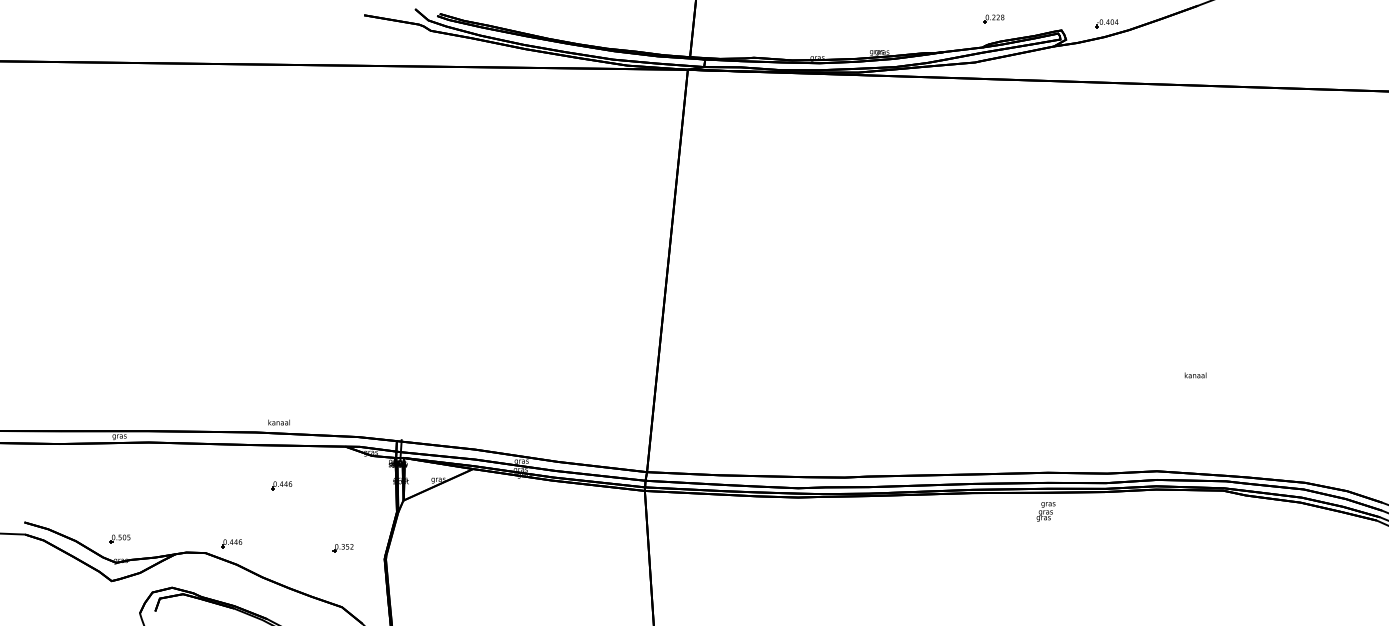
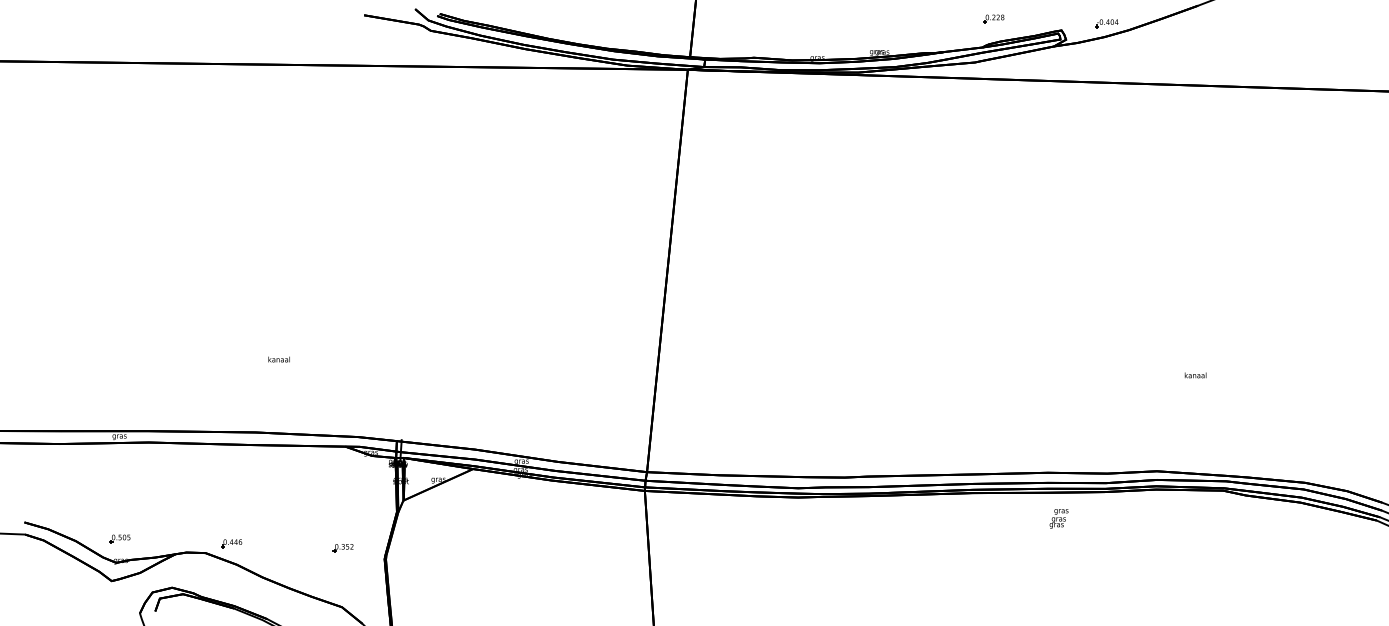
text position: (278, 422) -> (278, 359) (278, 359)
part: present -> none (281, 485)
text position: (1045, 511) -> (1058, 518) (1058, 518)
